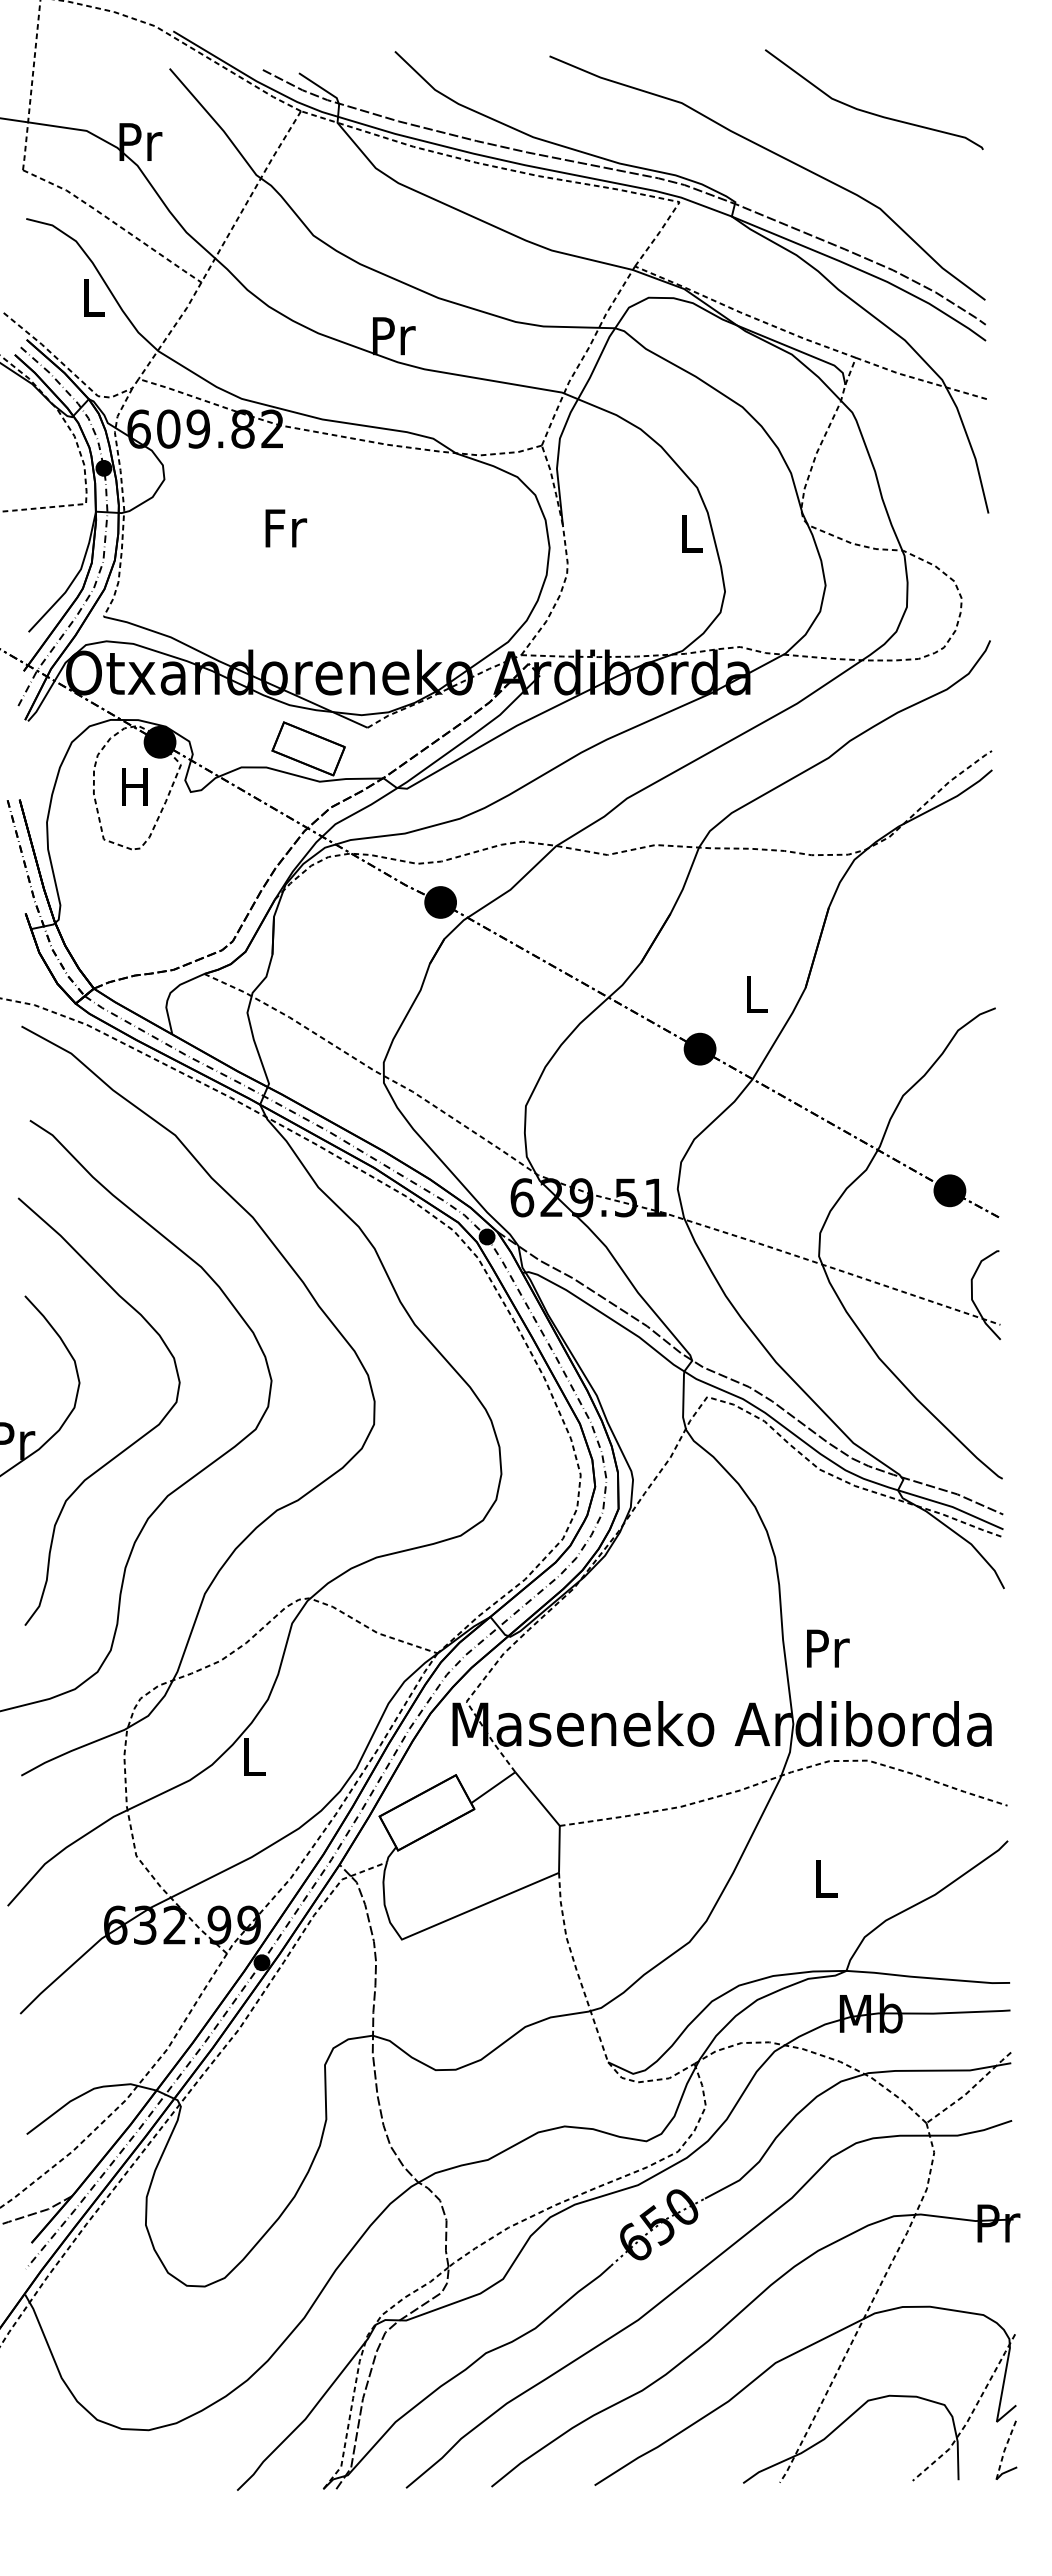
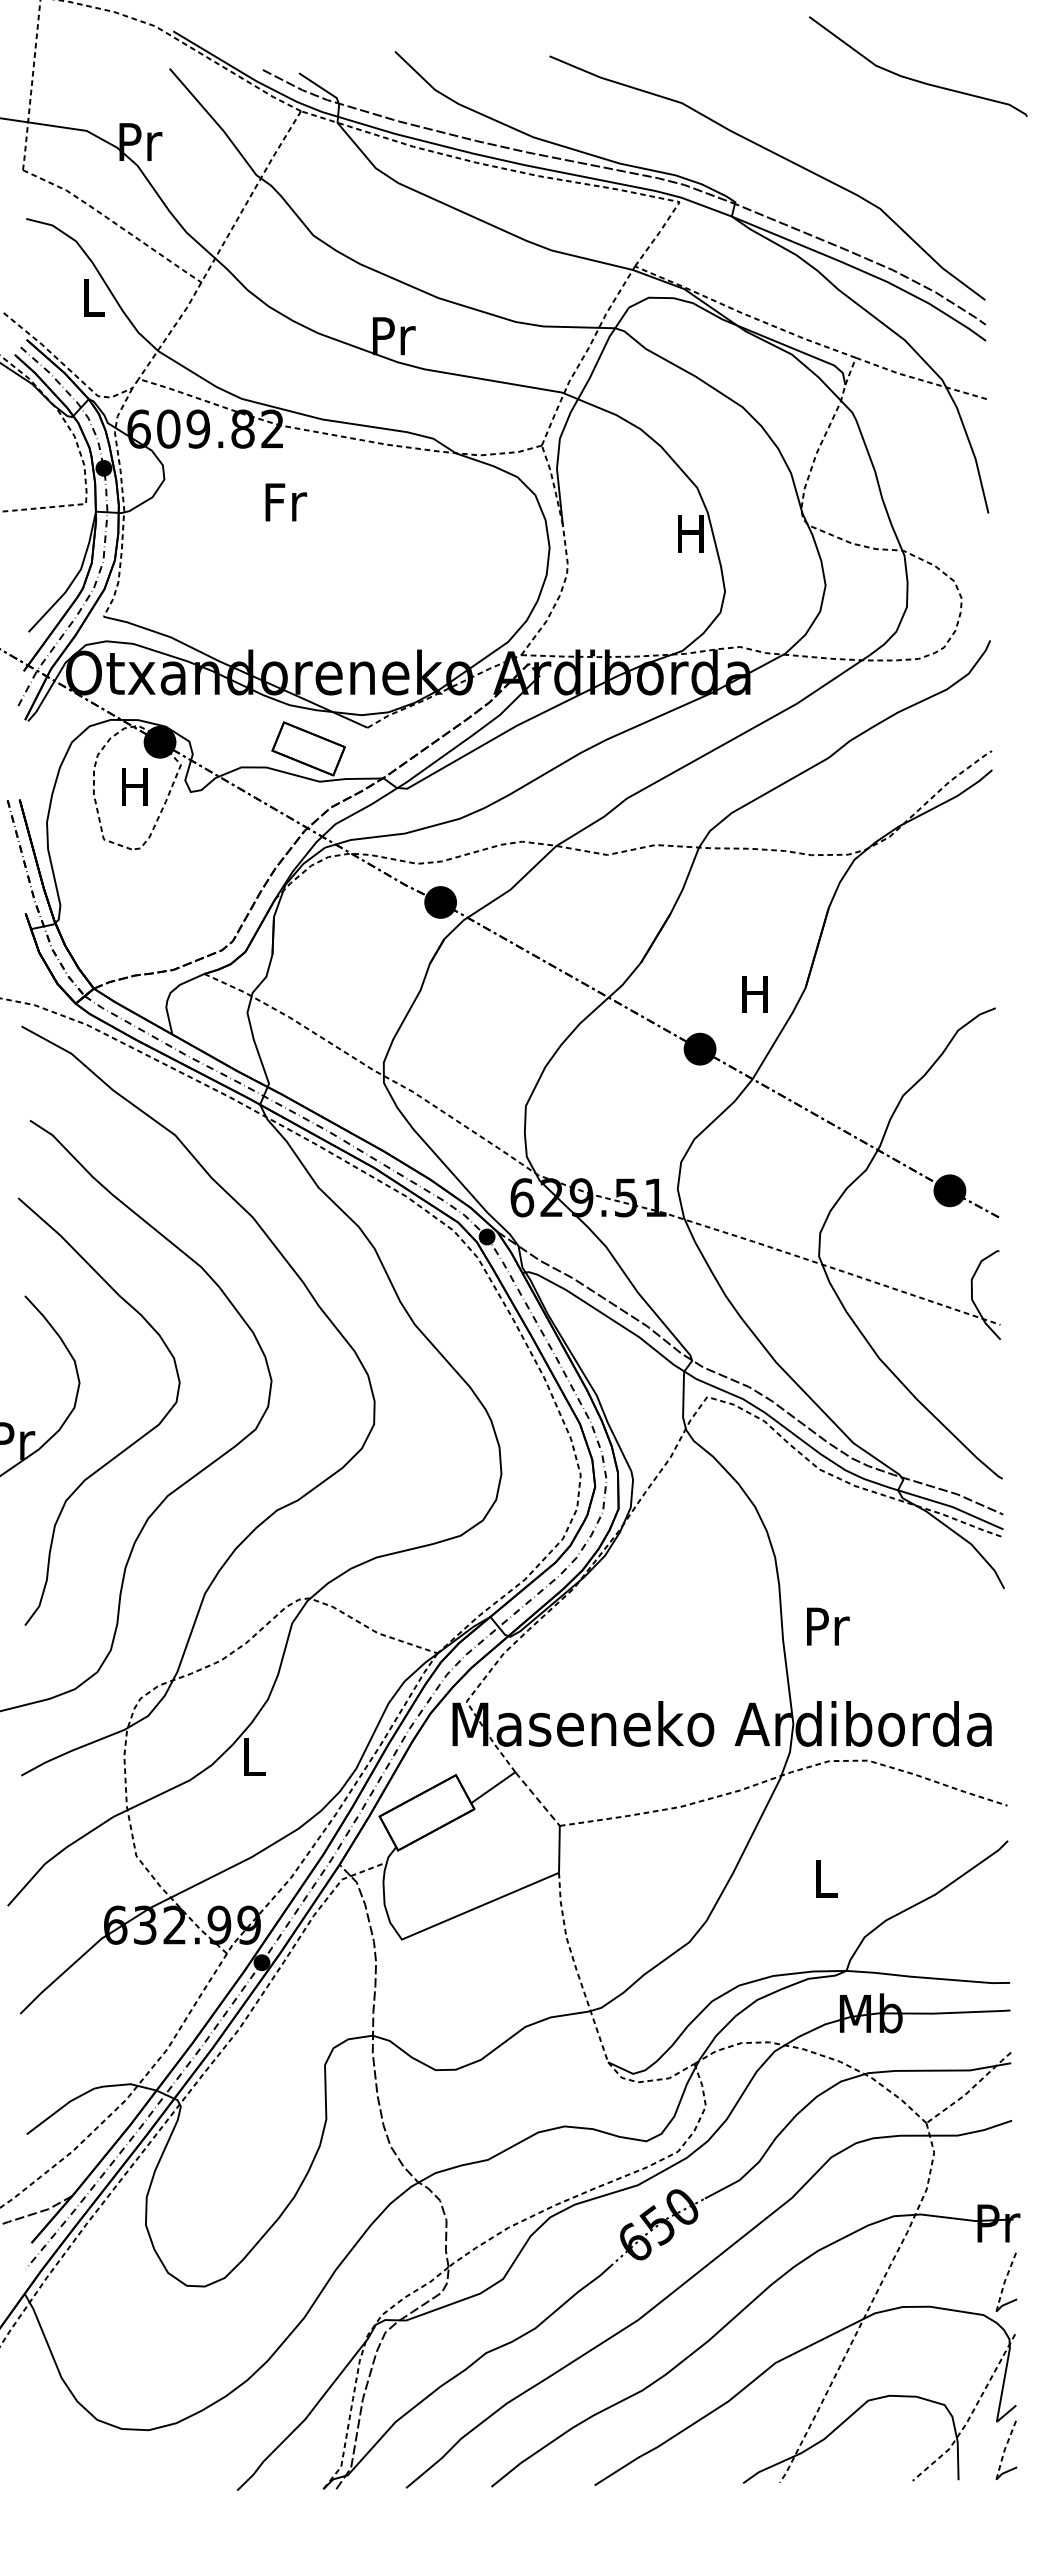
curve position: (872, 112) -> (916, 79) (916, 79)
text position: (286, 528) -> (286, 502) (286, 502)
text: L -> H (690, 533)
text: L -> H (754, 994)
text position: (828, 1648) -> (828, 1626) (828, 1626)
line: solid -> dashed (537, 1799)
part: none -> present (1006, 2281)
